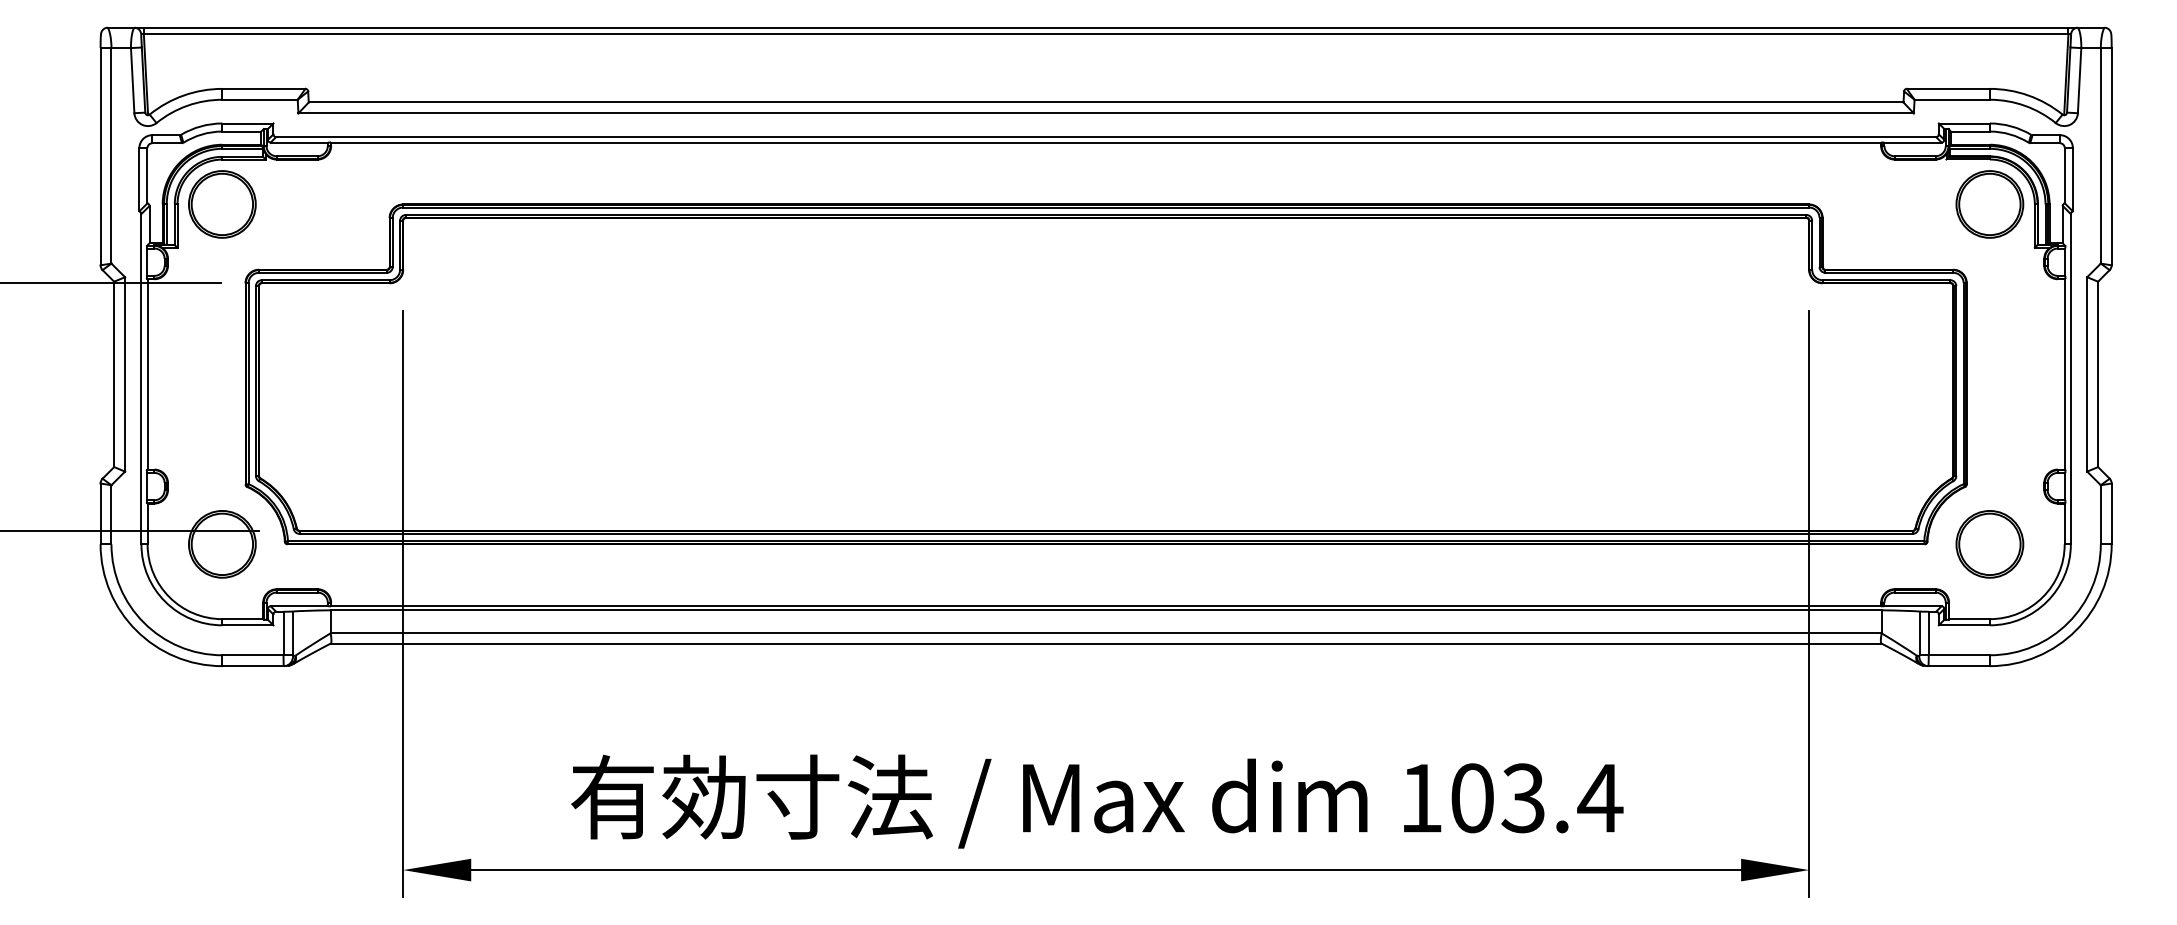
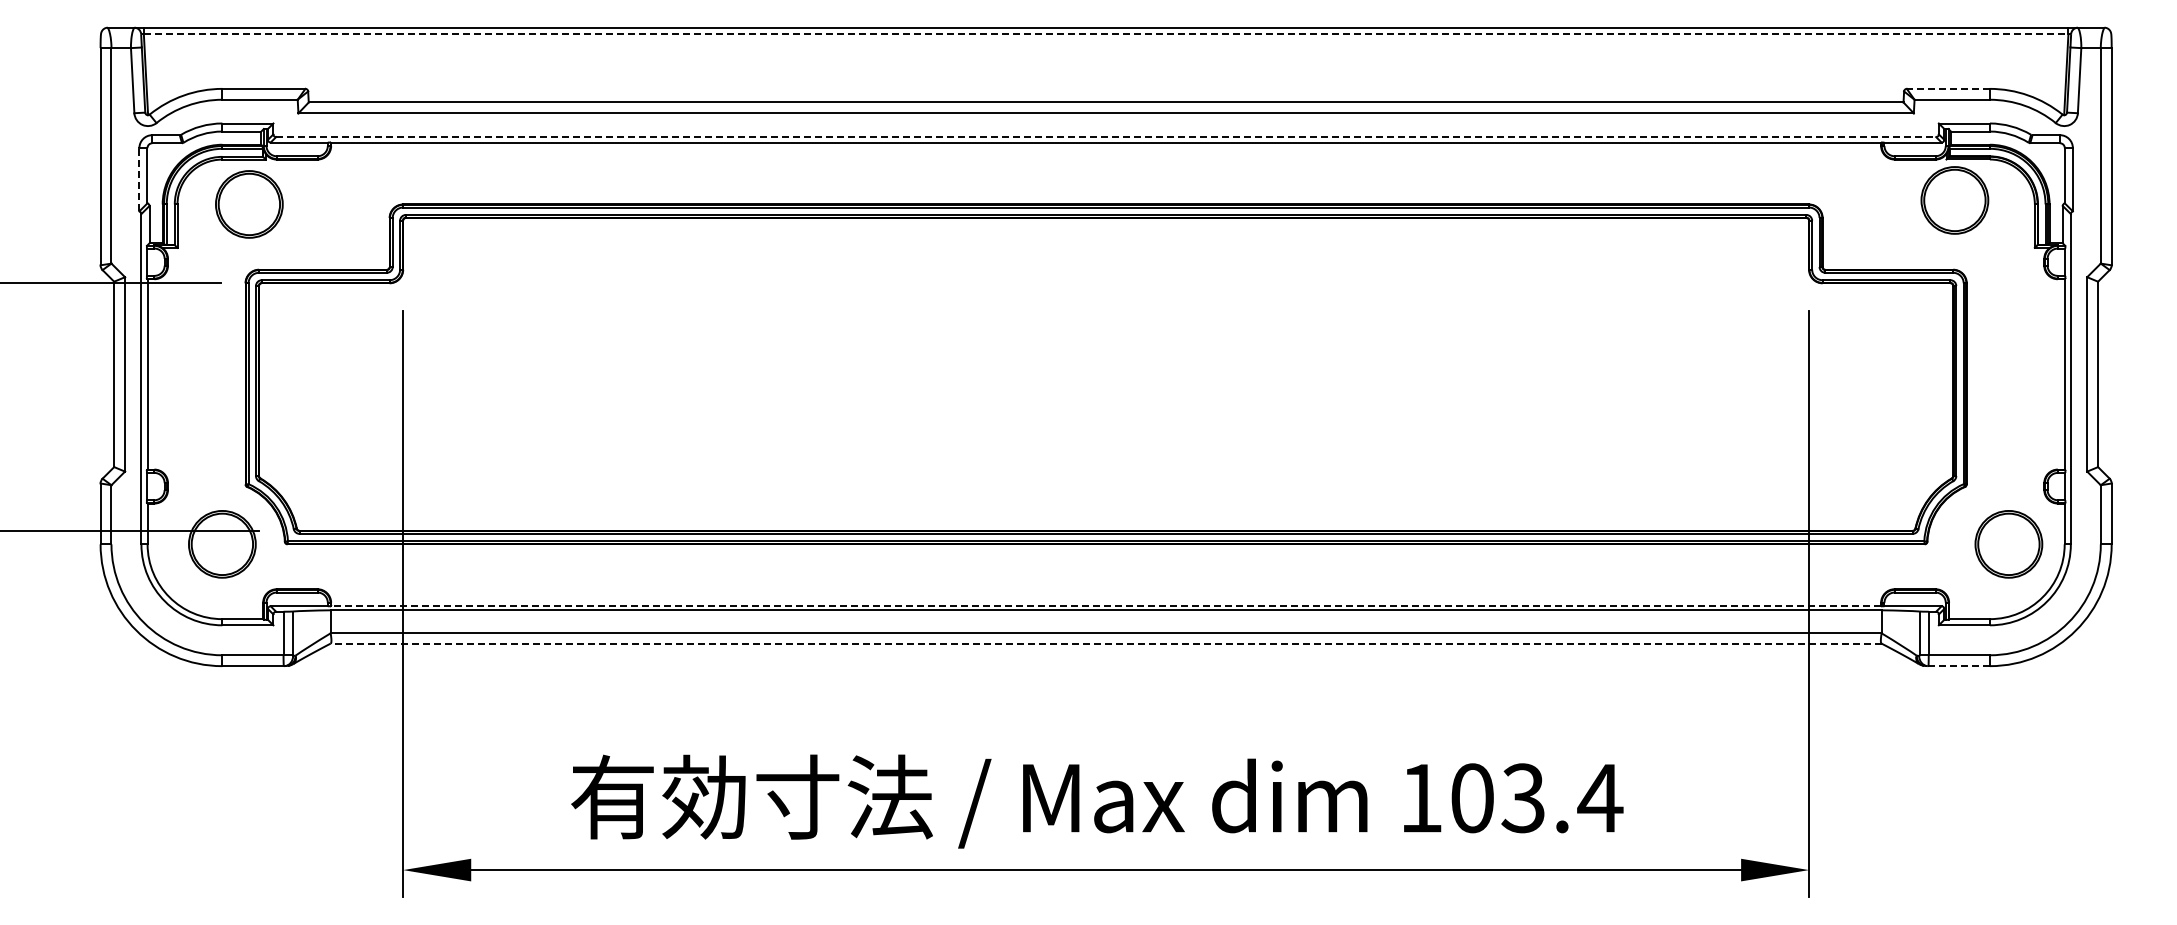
line: solid -> dashed (1106, 34)
line: solid -> dashed (1948, 88)
line: solid -> dashed (1106, 137)
line: solid -> dashed (139, 179)
part position: (222, 204) -> (249, 204) (249, 204)
part position: (1989, 204) -> (1954, 200) (1954, 200)
part position: (1989, 544) -> (2008, 544) (2008, 544)
line: solid -> dashed (1106, 605)
line: solid -> dashed (1105, 643)
line: solid -> dashed (1959, 666)
